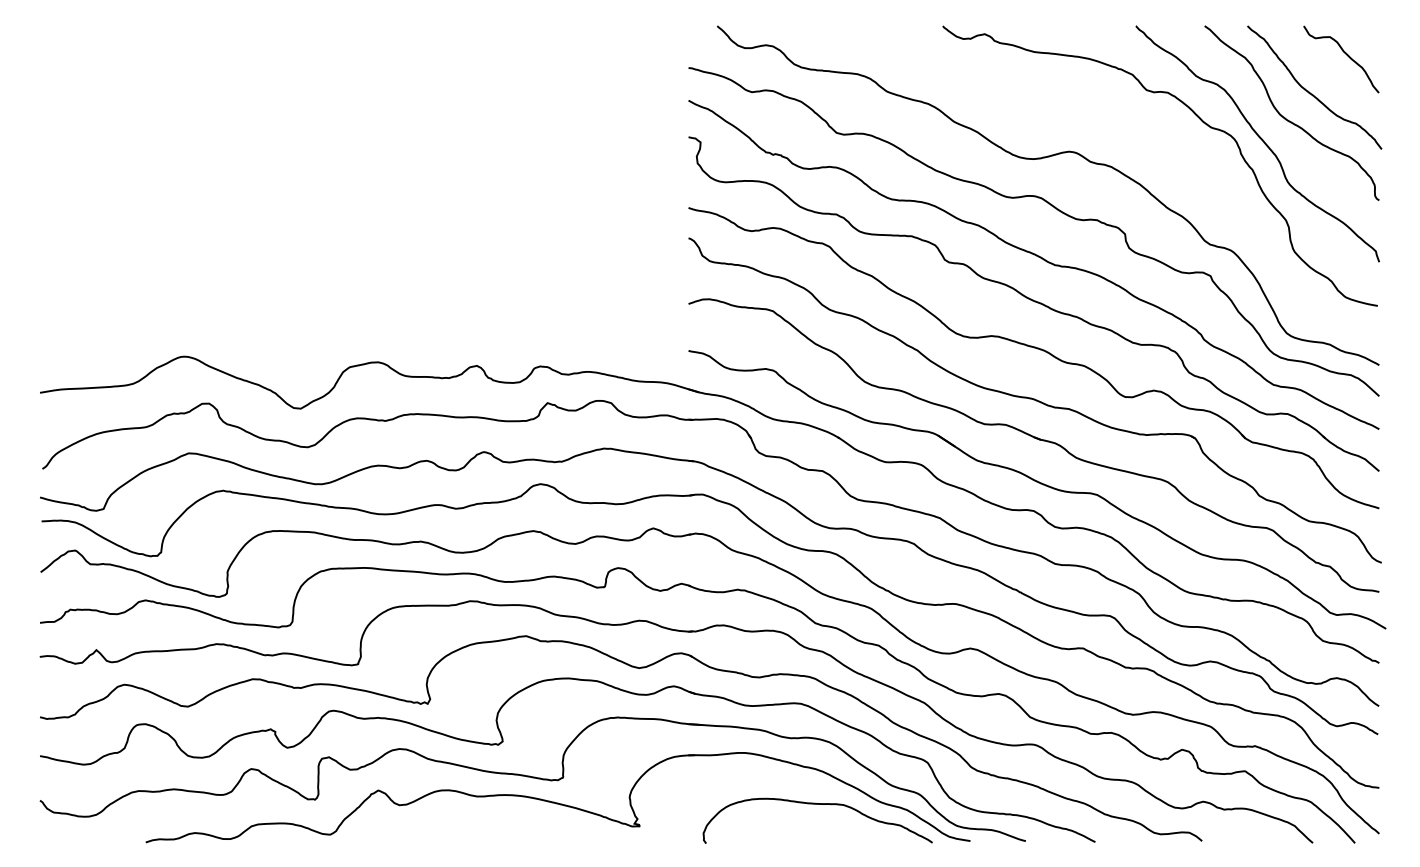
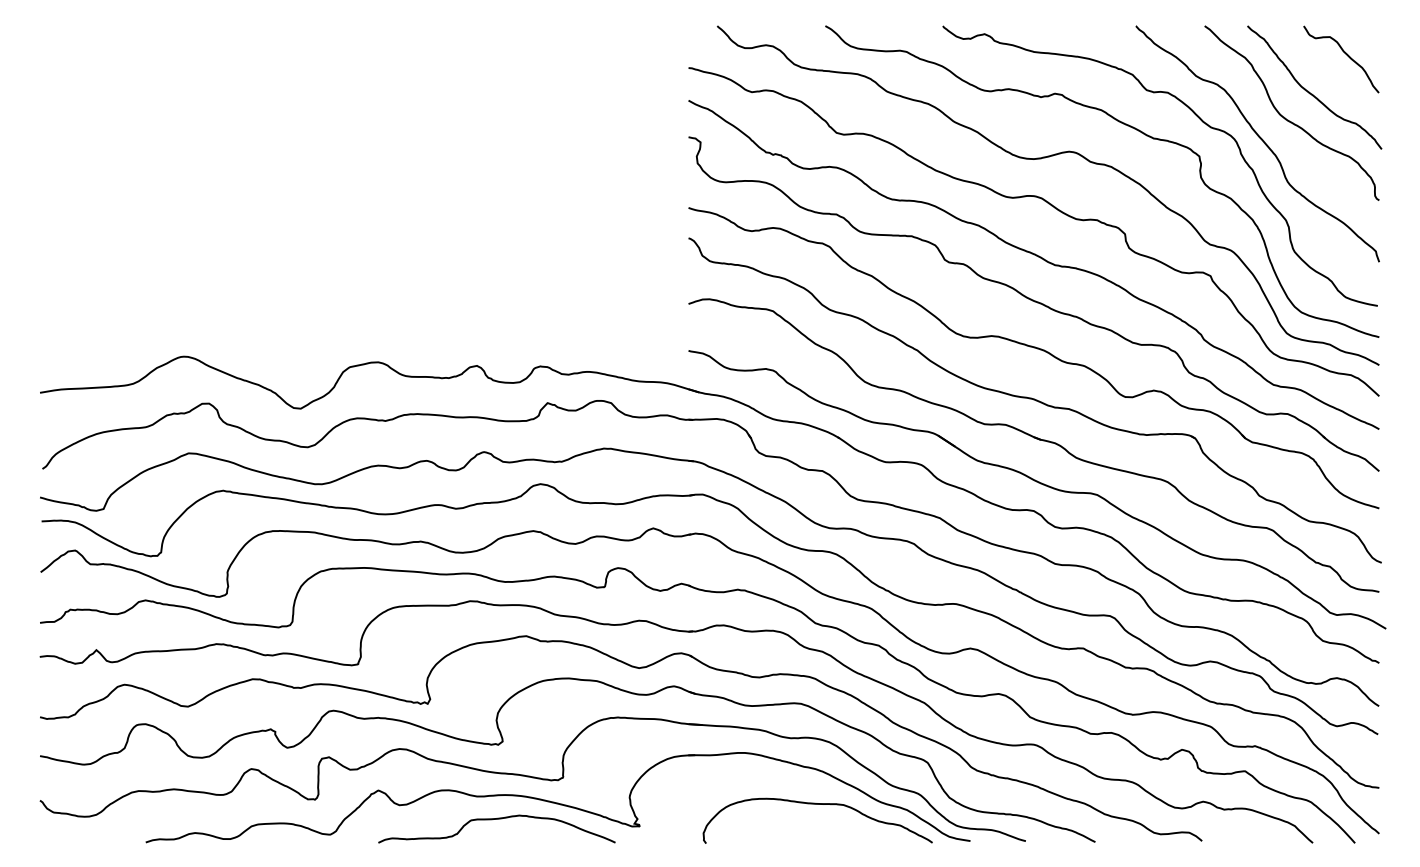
curve: none -> present (1127, 126)
curve: none -> present (492, 820)
